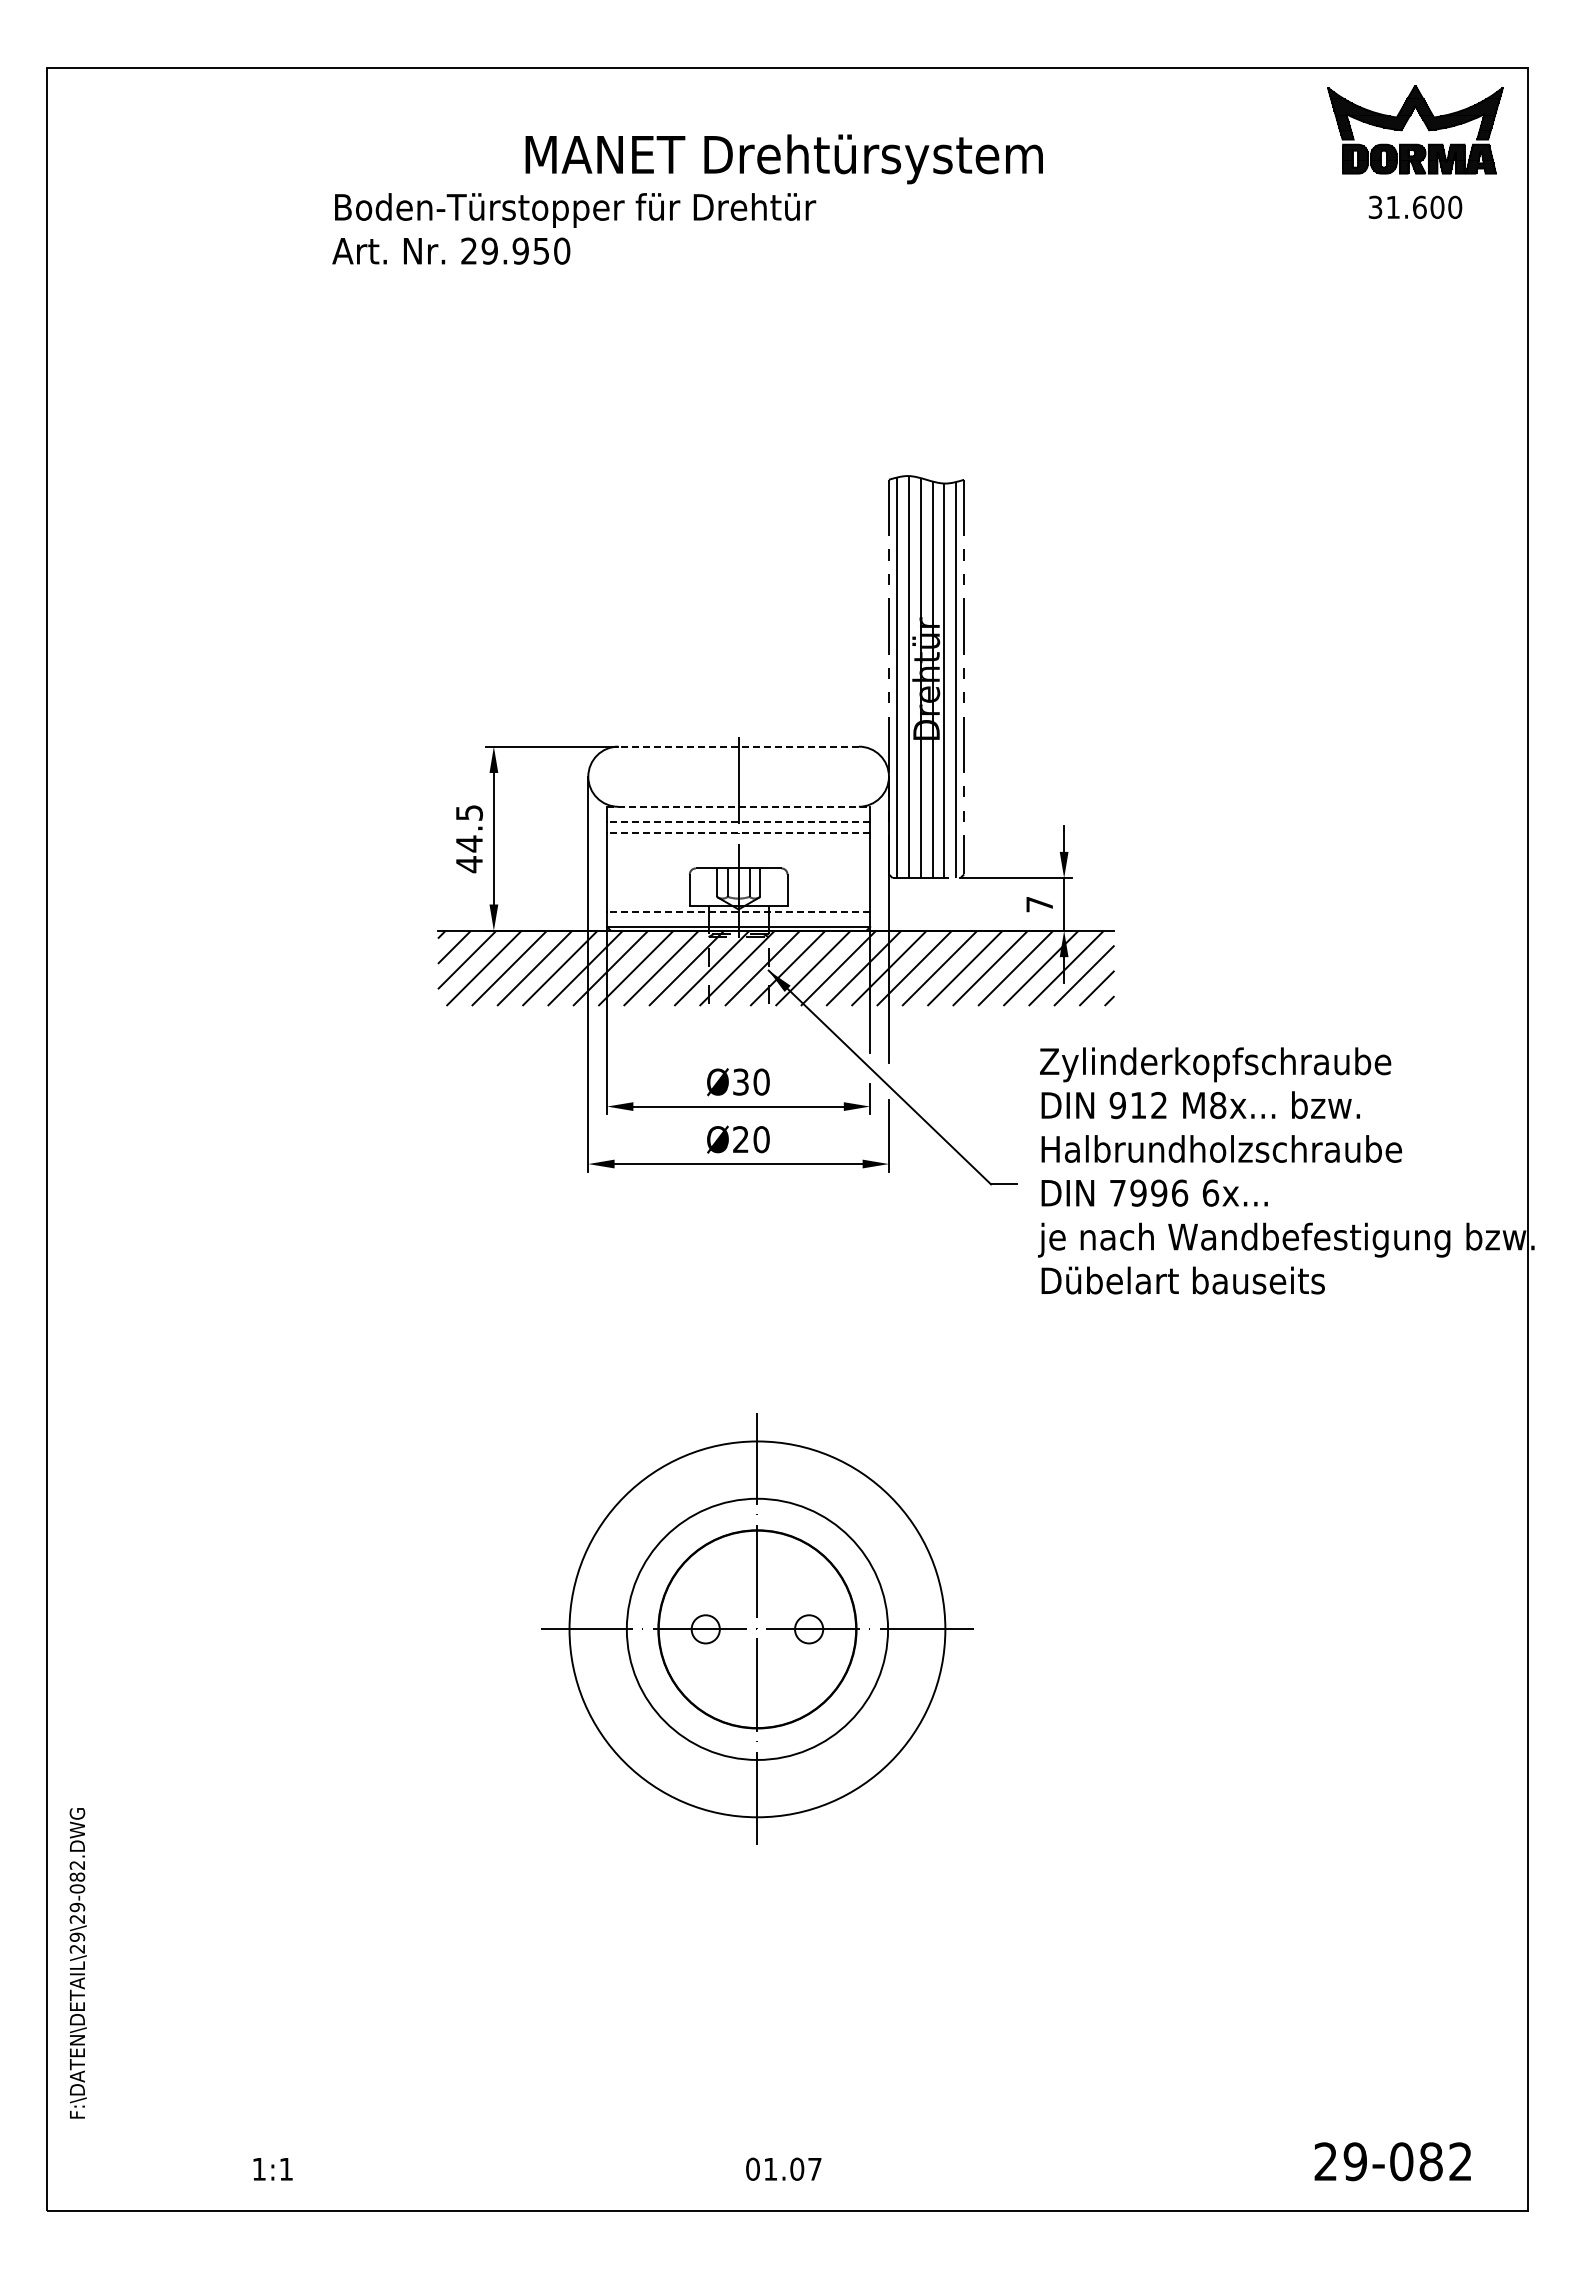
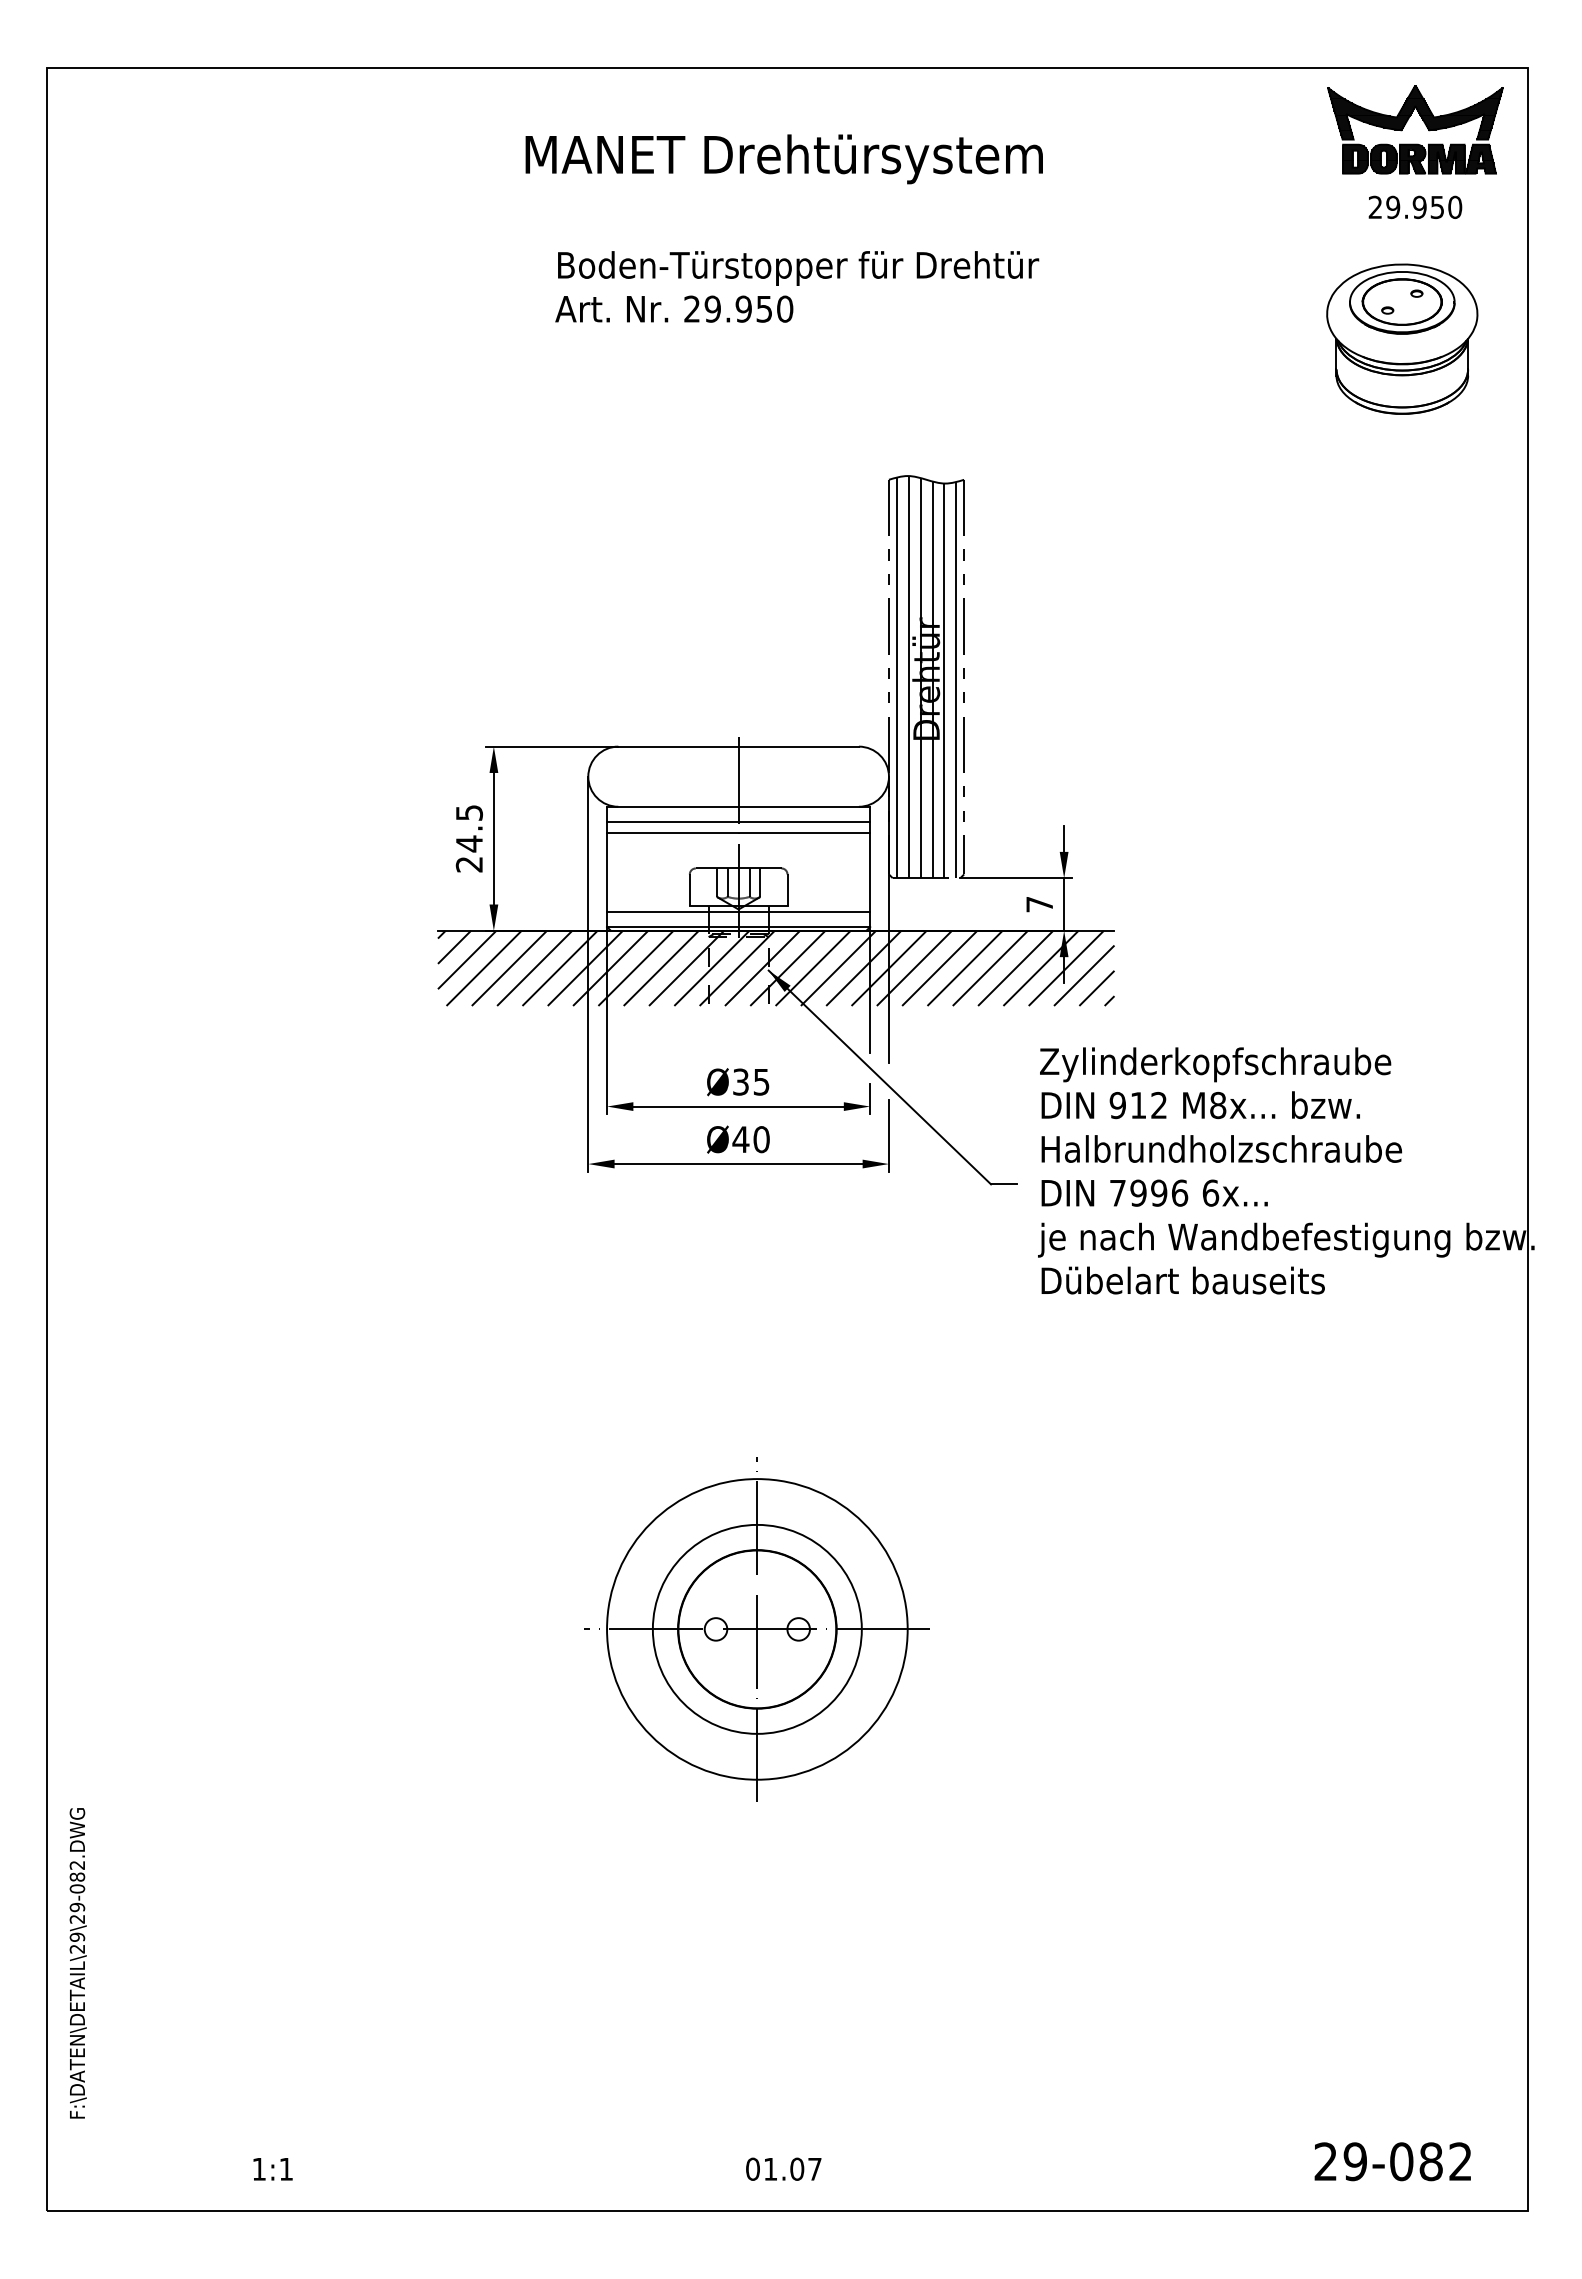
text: 31.600 -> 29.950 (1406, 207)
text position: (574, 228) -> (797, 286) (797, 286)
part: none -> present (1402, 338)
line: dashed -> solid (738, 746)
line: dashed -> solid (738, 806)
line: dashed -> solid (738, 821)
line: dashed -> solid (738, 833)
text: 44.5 -> 24.5 (468, 864)
line: dashed -> solid (738, 912)
text: Ø30 -> Ø35 (761, 1081)
text: Ø20 -> Ø40 (740, 1139)
part size: 433x432 px -> 346x345 px (756, 1629)
